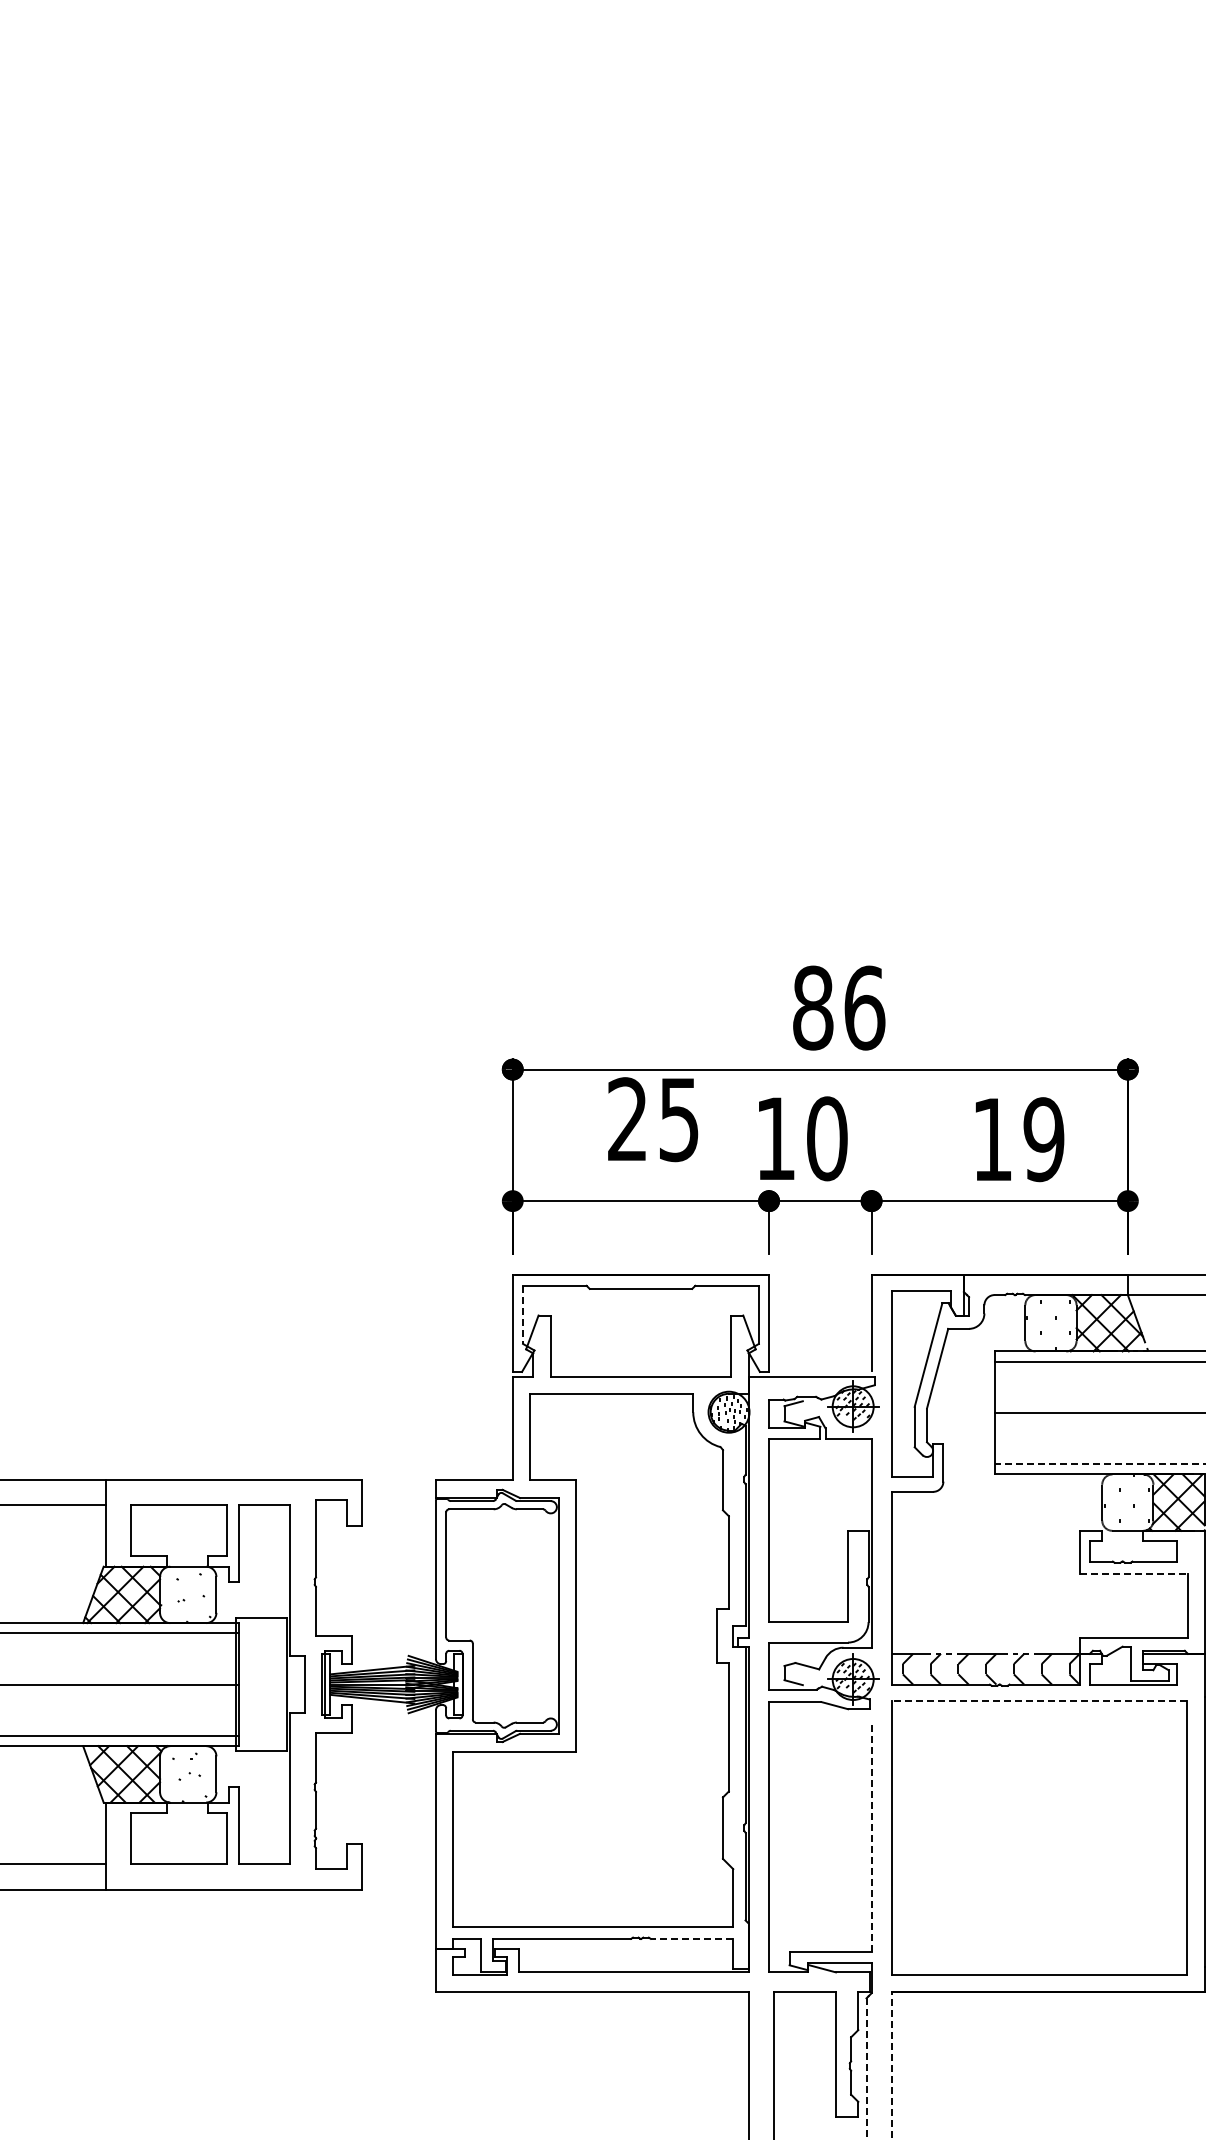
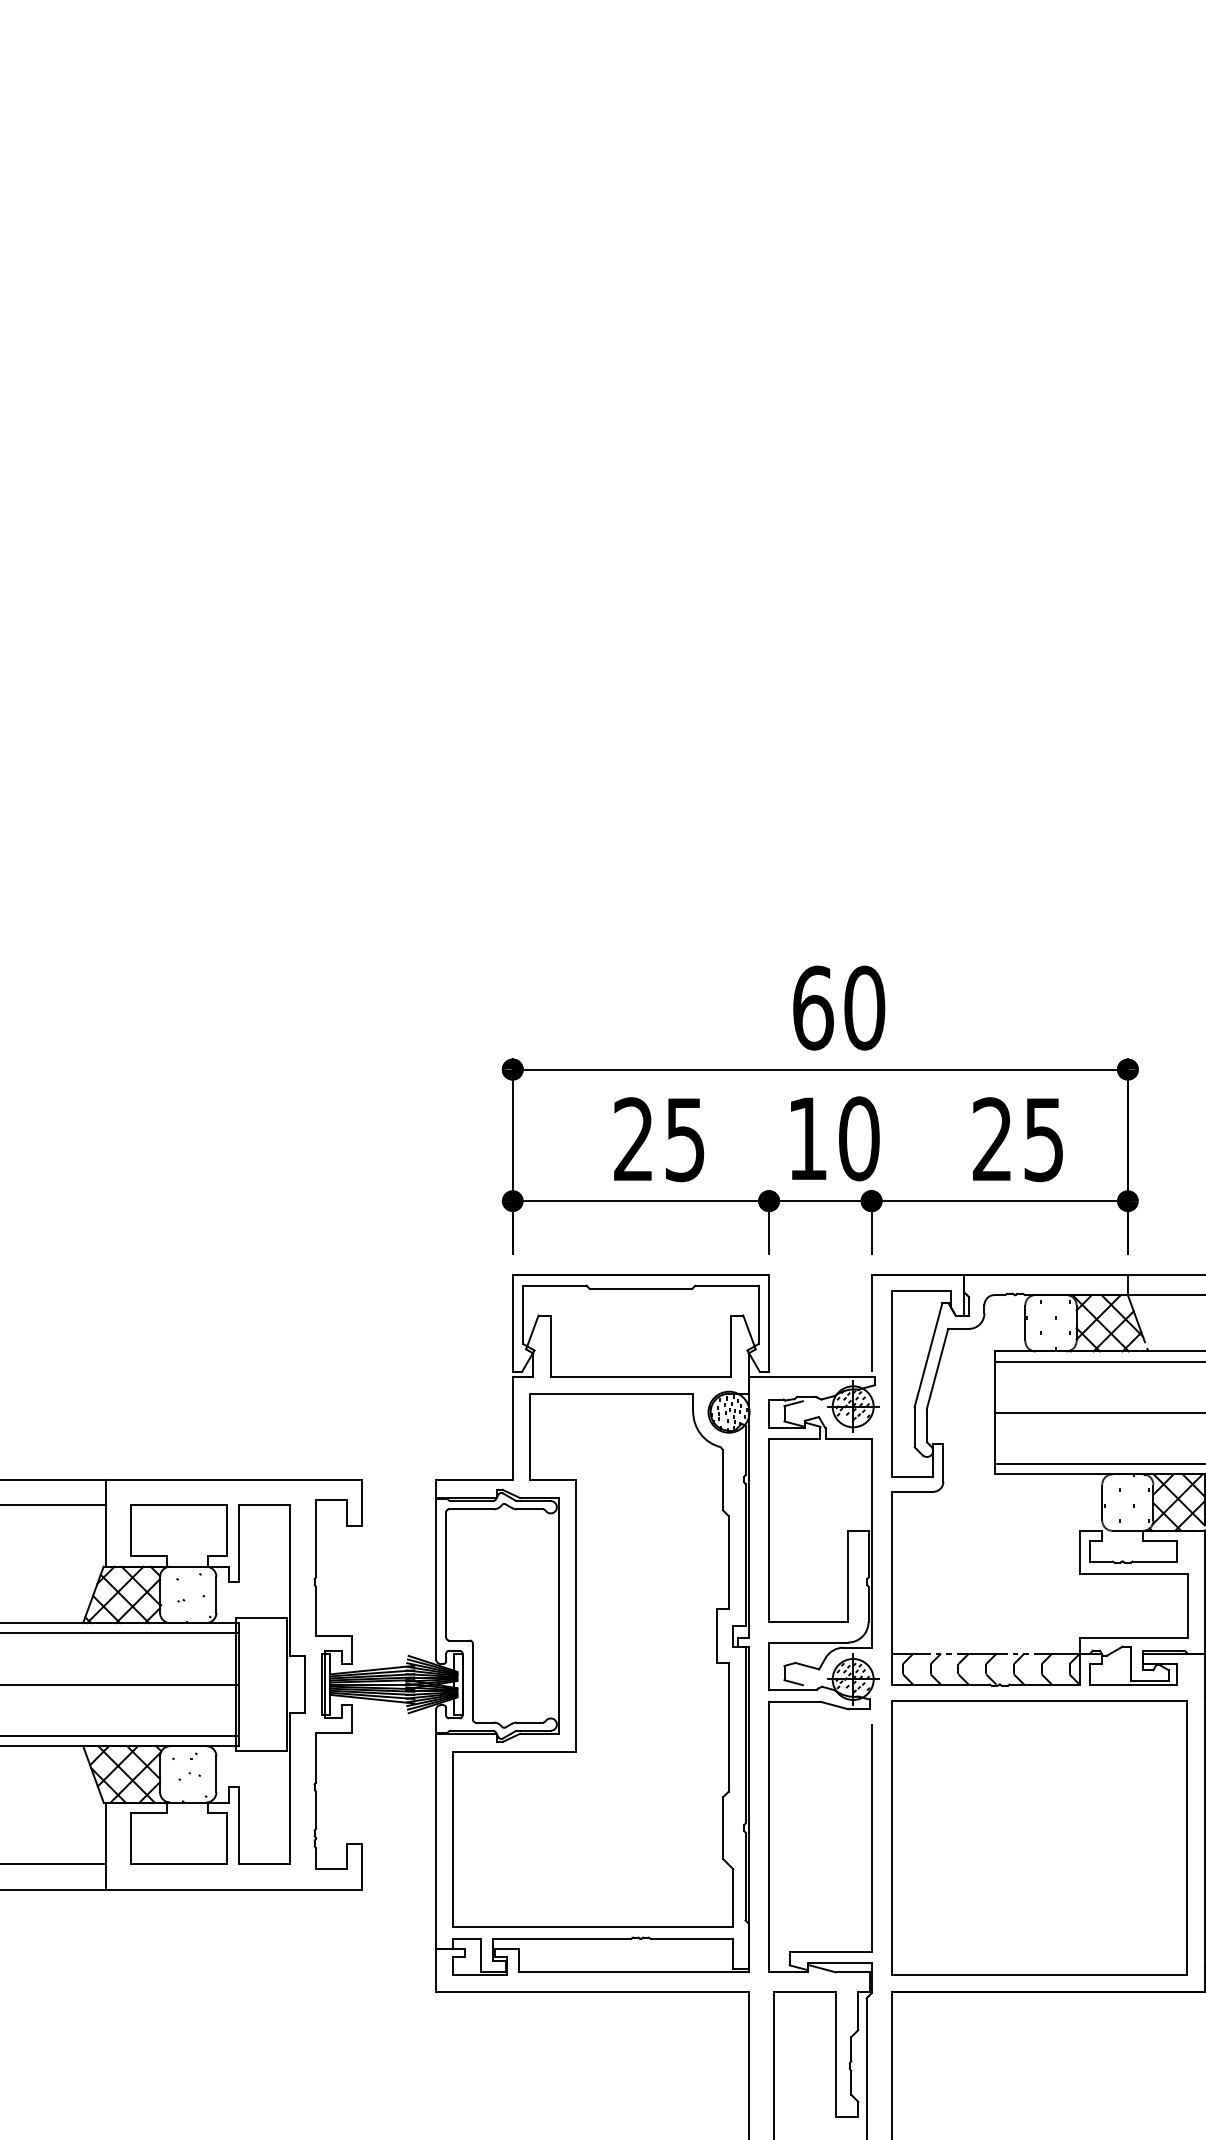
text: 86 -> 60 (839, 1007)
text position: (653, 1119) -> (659, 1139) (659, 1139)
text position: (803, 1138) -> (835, 1138) (835, 1138)
text: 19 -> 25 (1018, 1139)
line: dashed -> solid (523, 1315)
line: dashed -> solid (1099, 1464)
line: dashed -> solid (1134, 1573)
line: dashed -> solid (1039, 1701)
line: dashed -> solid (871, 1838)
line: dashed -> solid (691, 1938)
line: dashed -> solid (892, 2065)
line: dashed -> solid (866, 2069)
